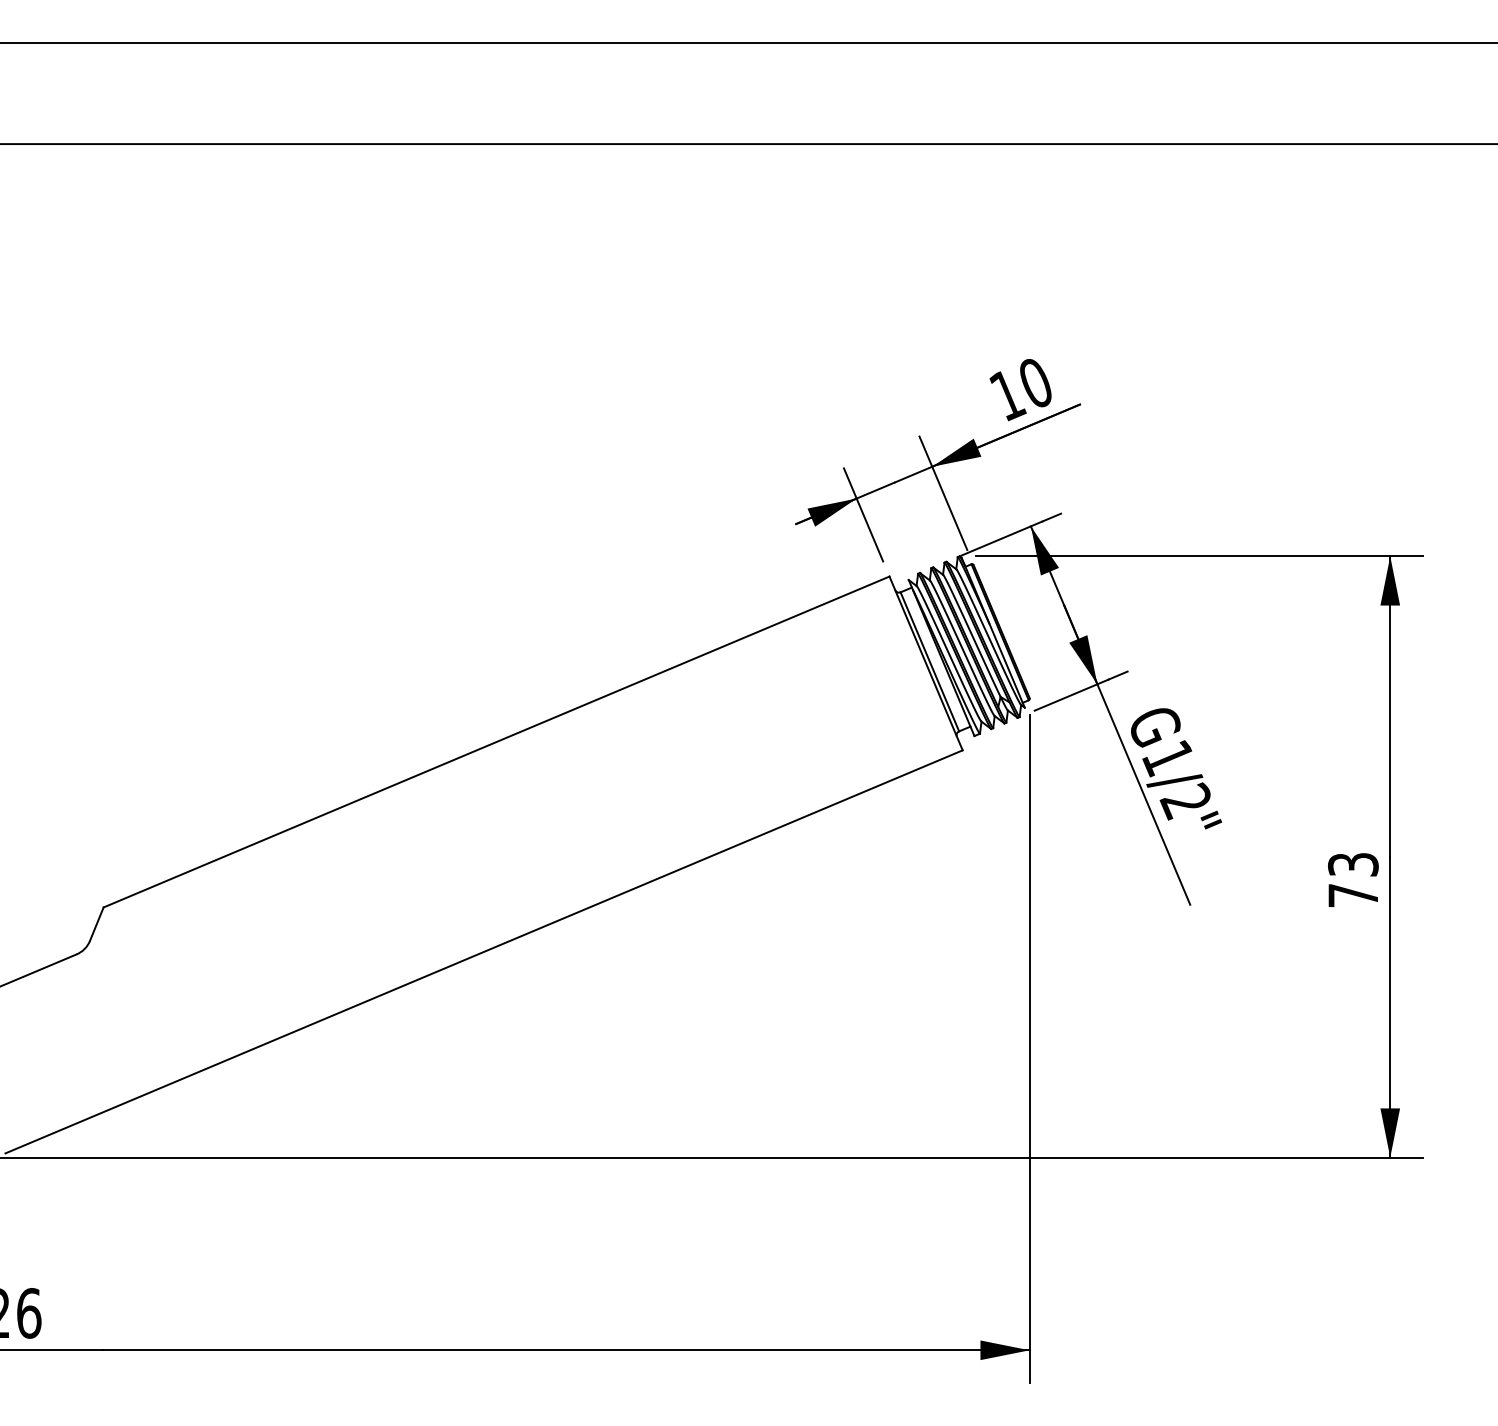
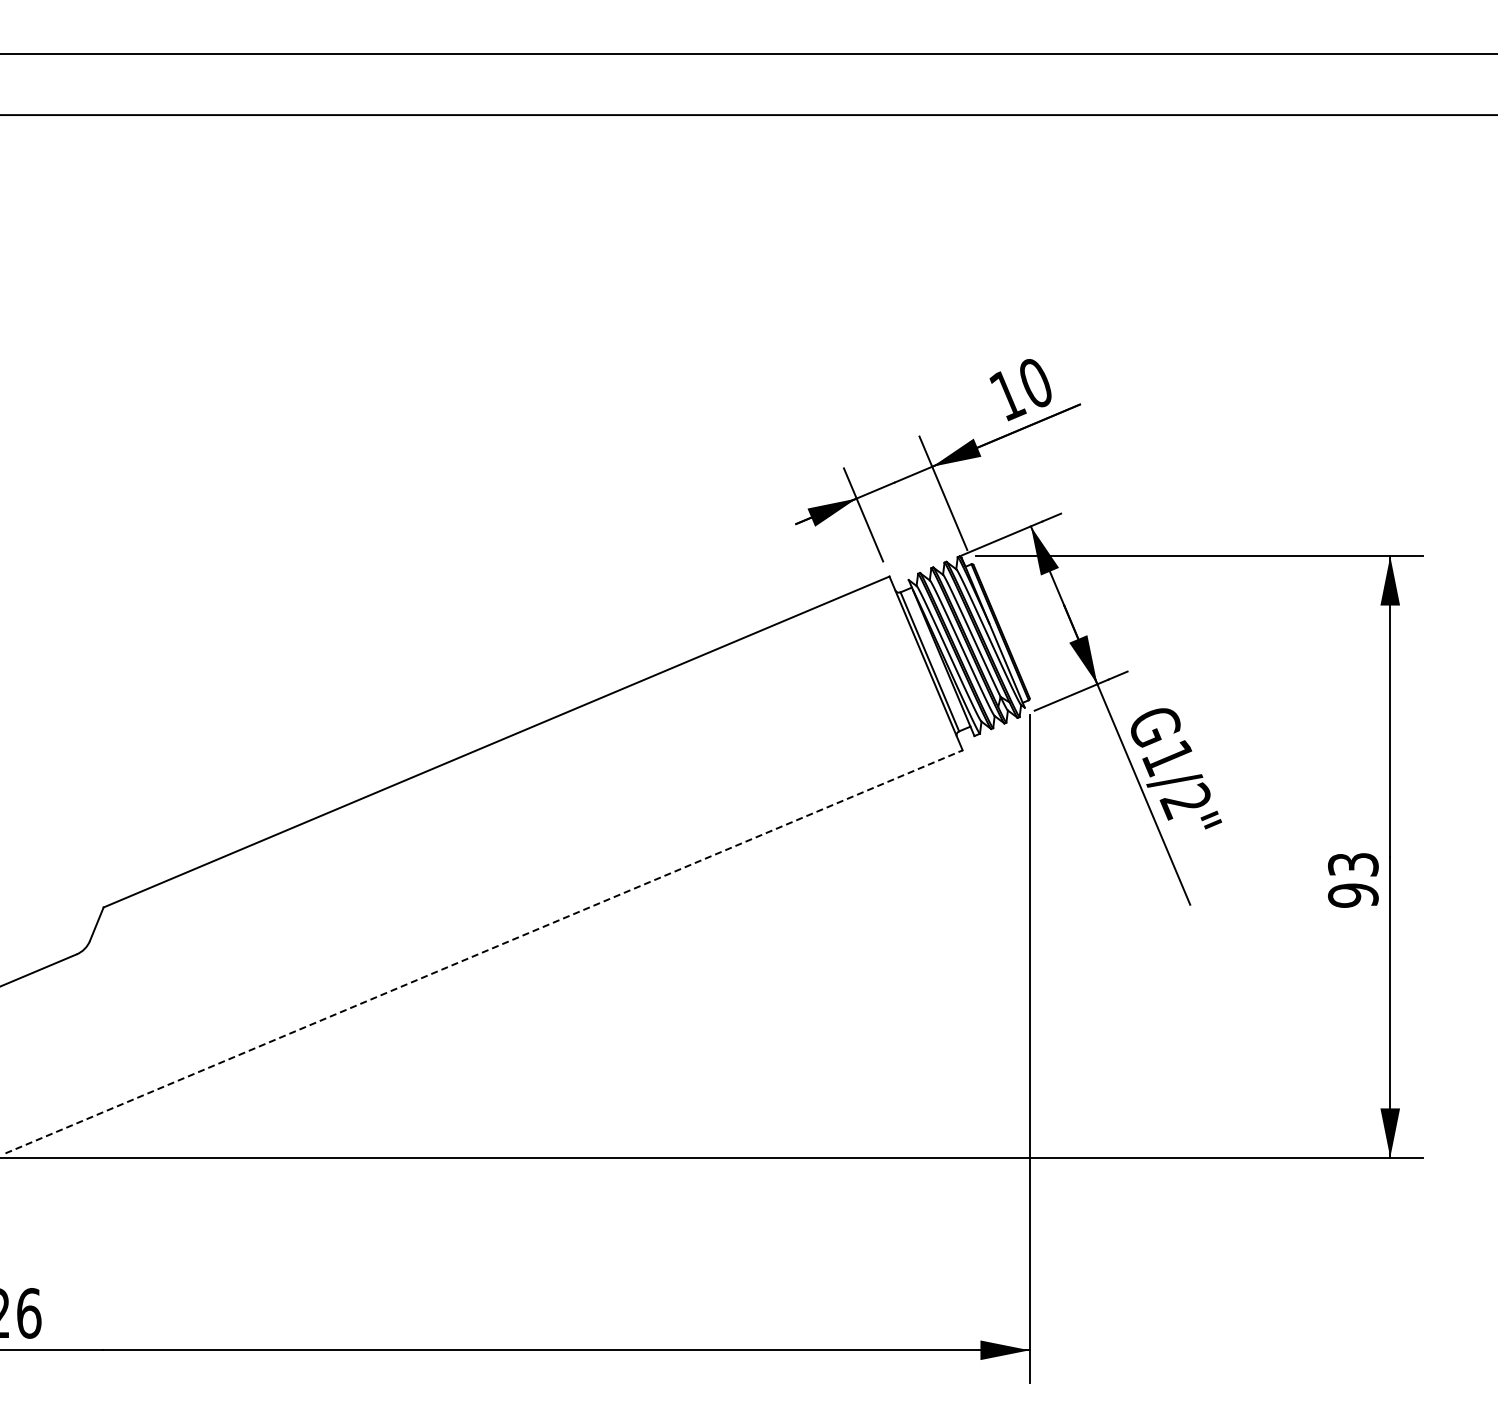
line position: (748, 42) -> (748, 53) (748, 53)
line position: (748, 144) -> (748, 115) (748, 115)
text: 73 -> 93 (1353, 895)
line: solid -> dashed (484, 951)
